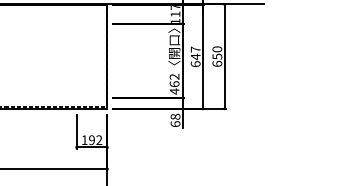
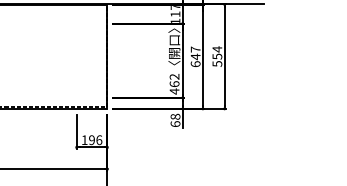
text: 650 -> 554 (217, 56)
text: 192 -> 196 (99, 140)
